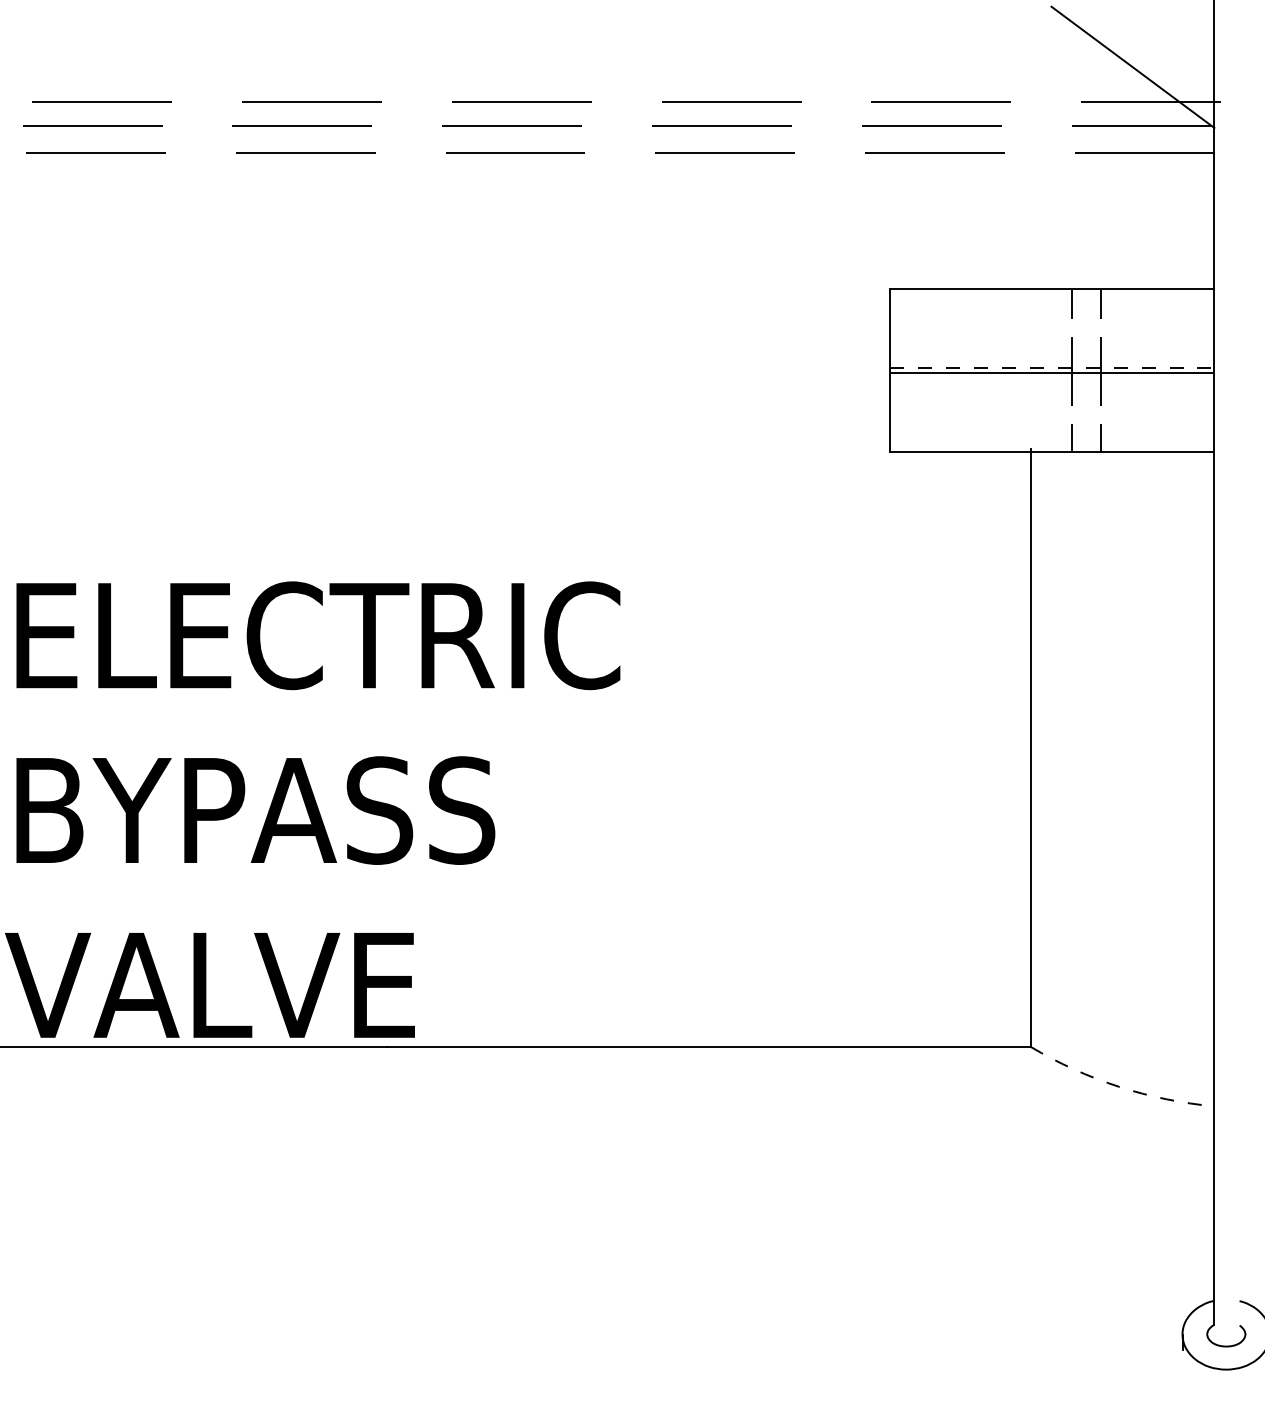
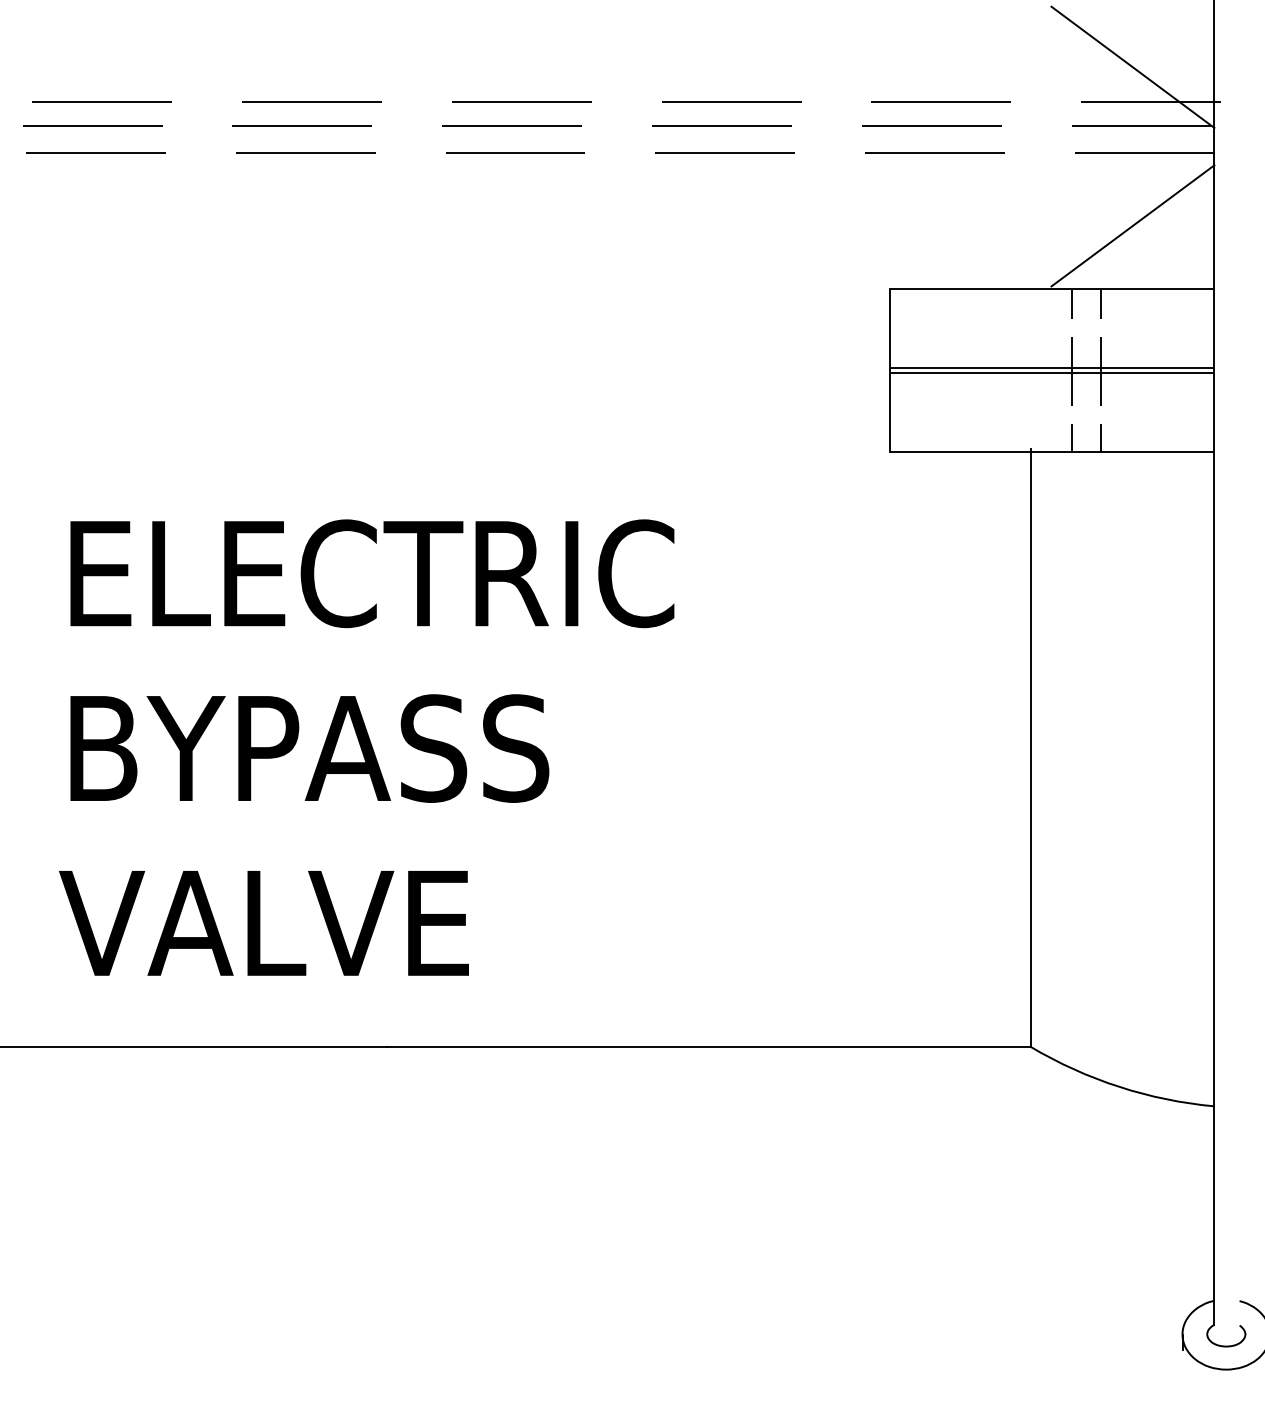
line: none -> present (1132, 225)
line: dashed -> solid (1052, 367)
text position: (312, 809) -> (366, 747) (366, 747)
arc: dashed -> solid (1119, 1086)
